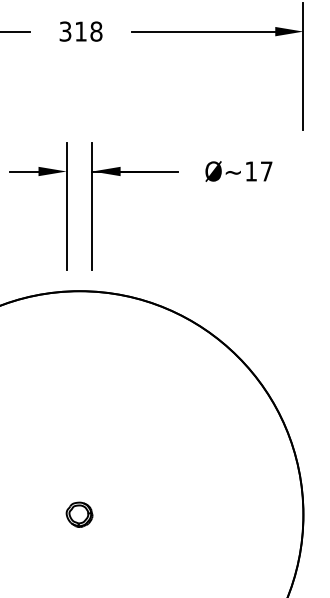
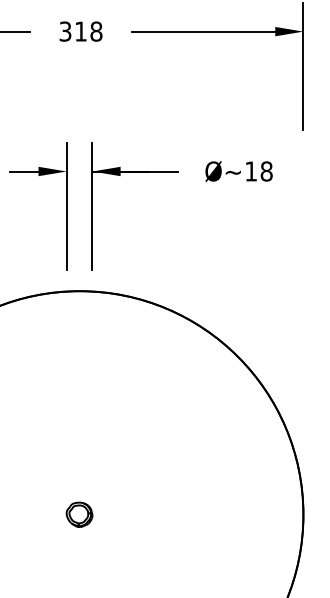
text: Ø~17 -> Ø~18 (266, 171)
